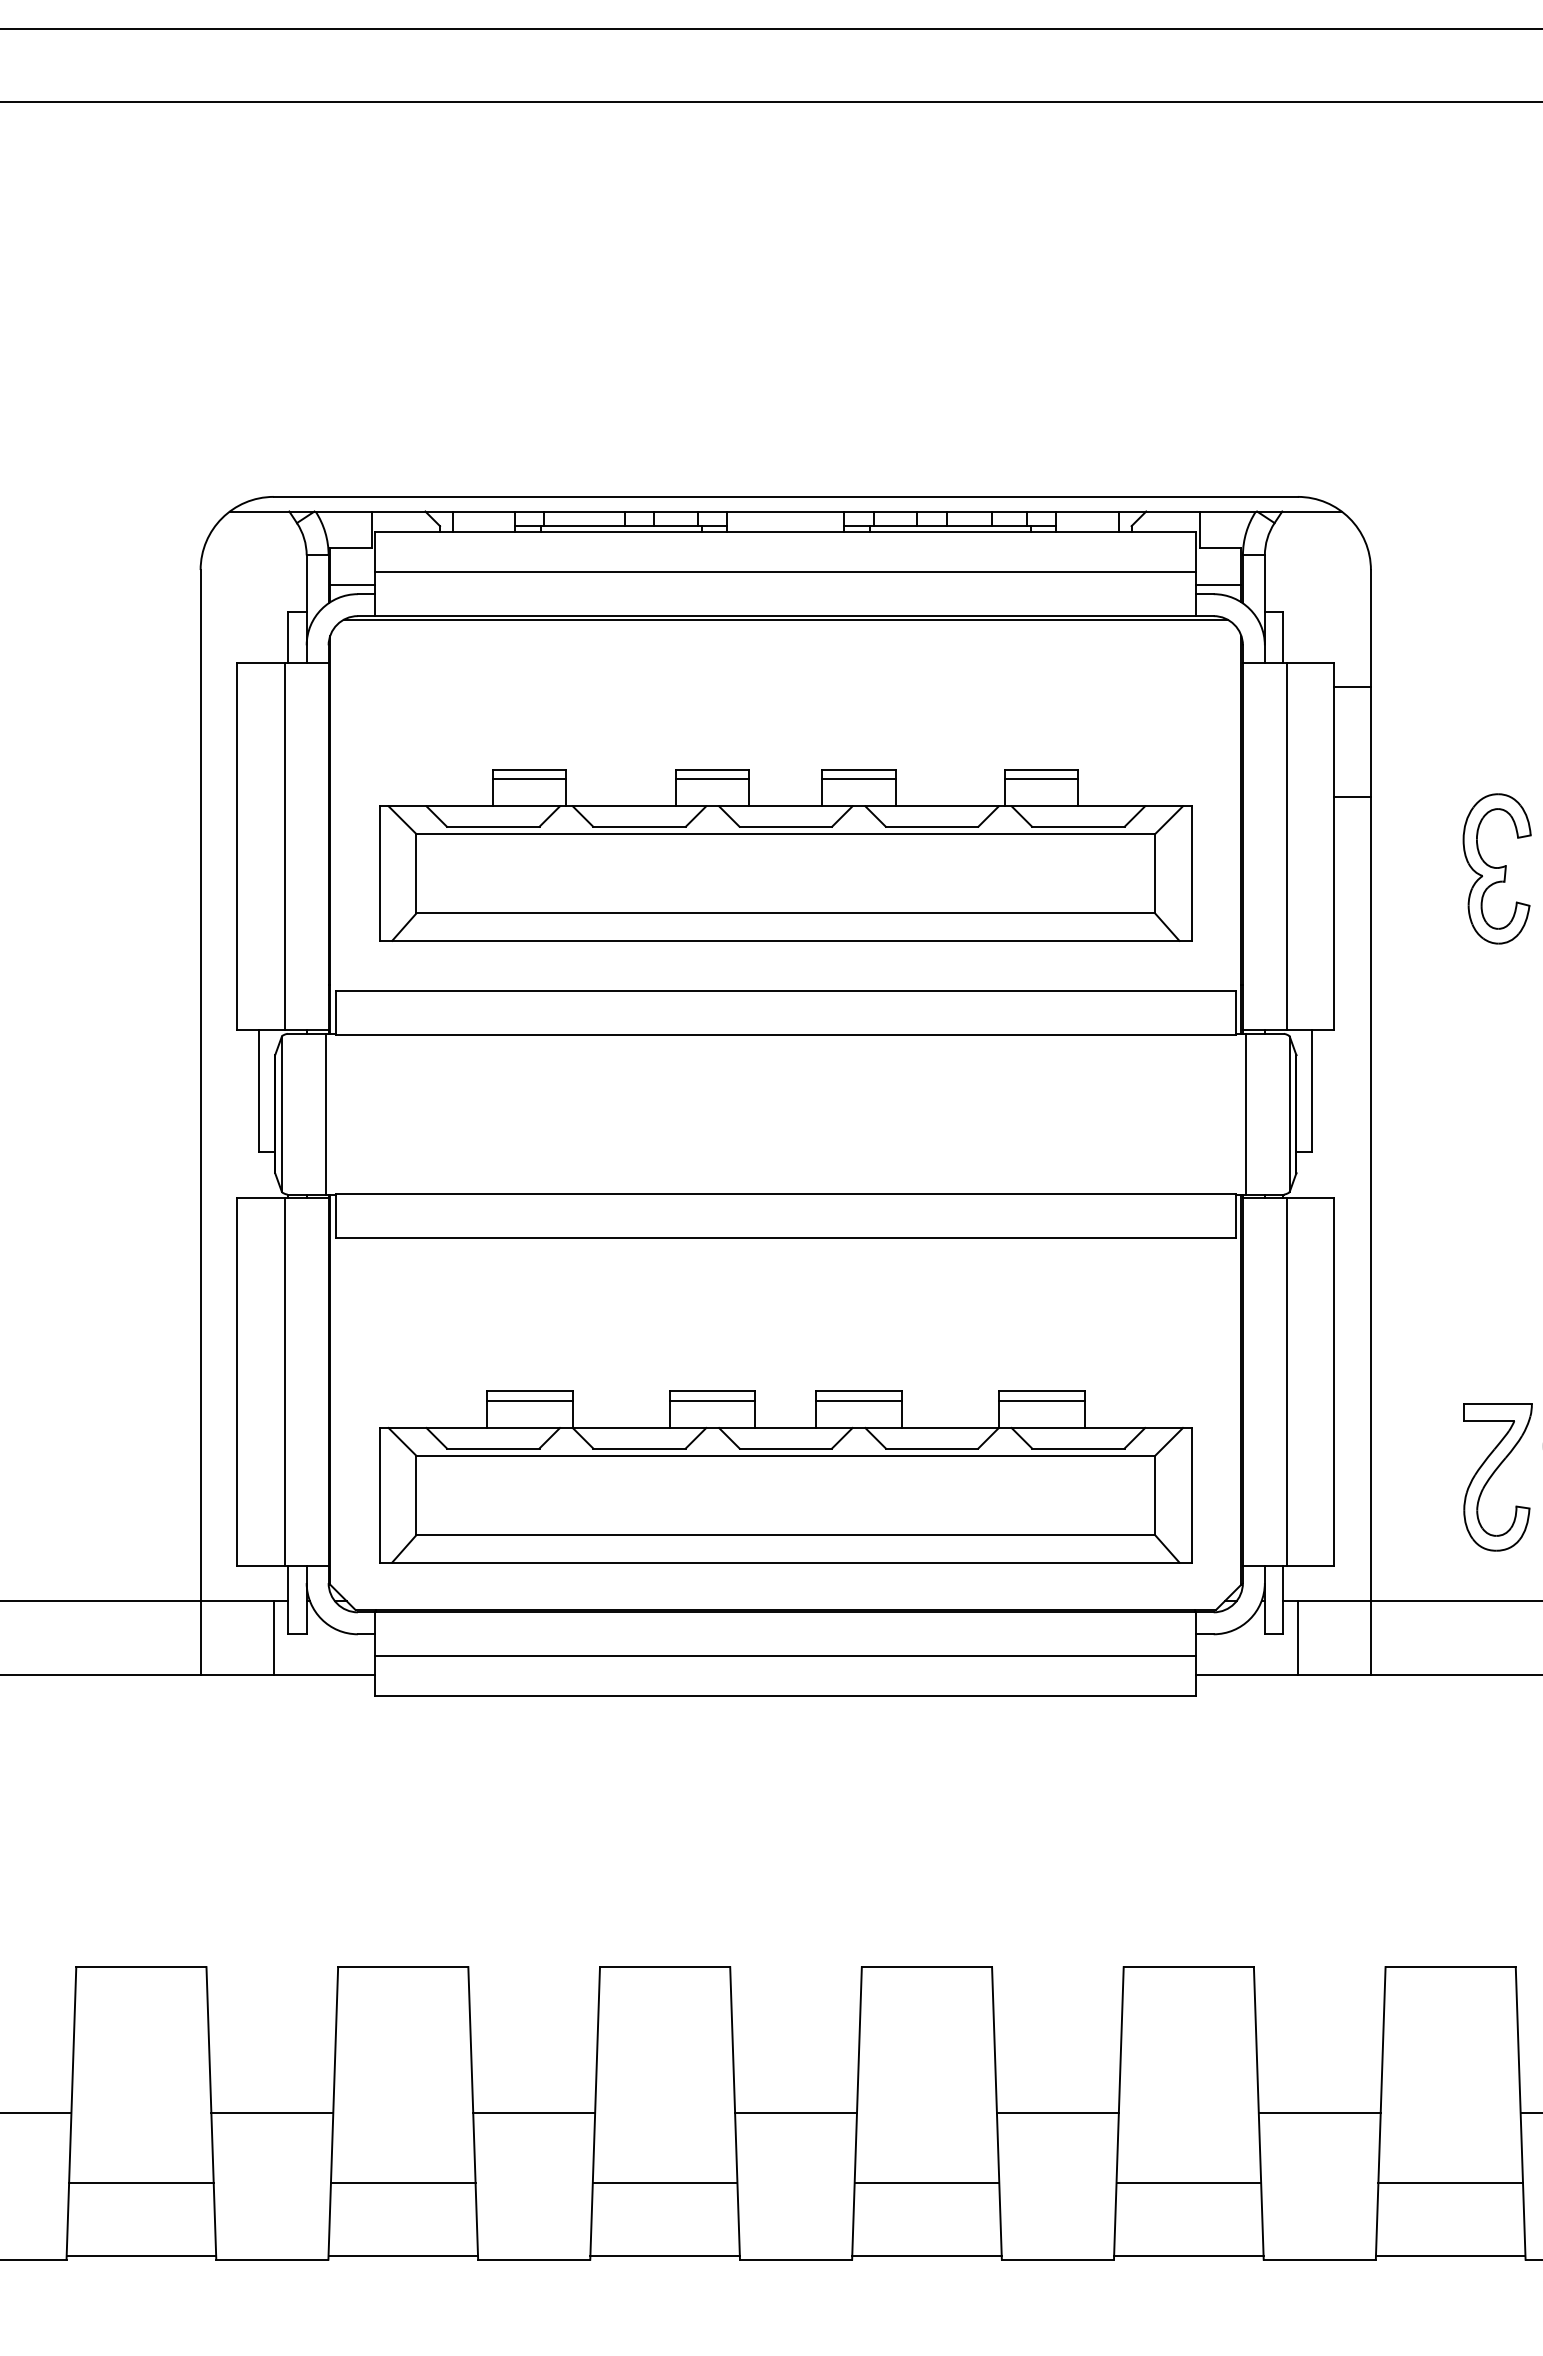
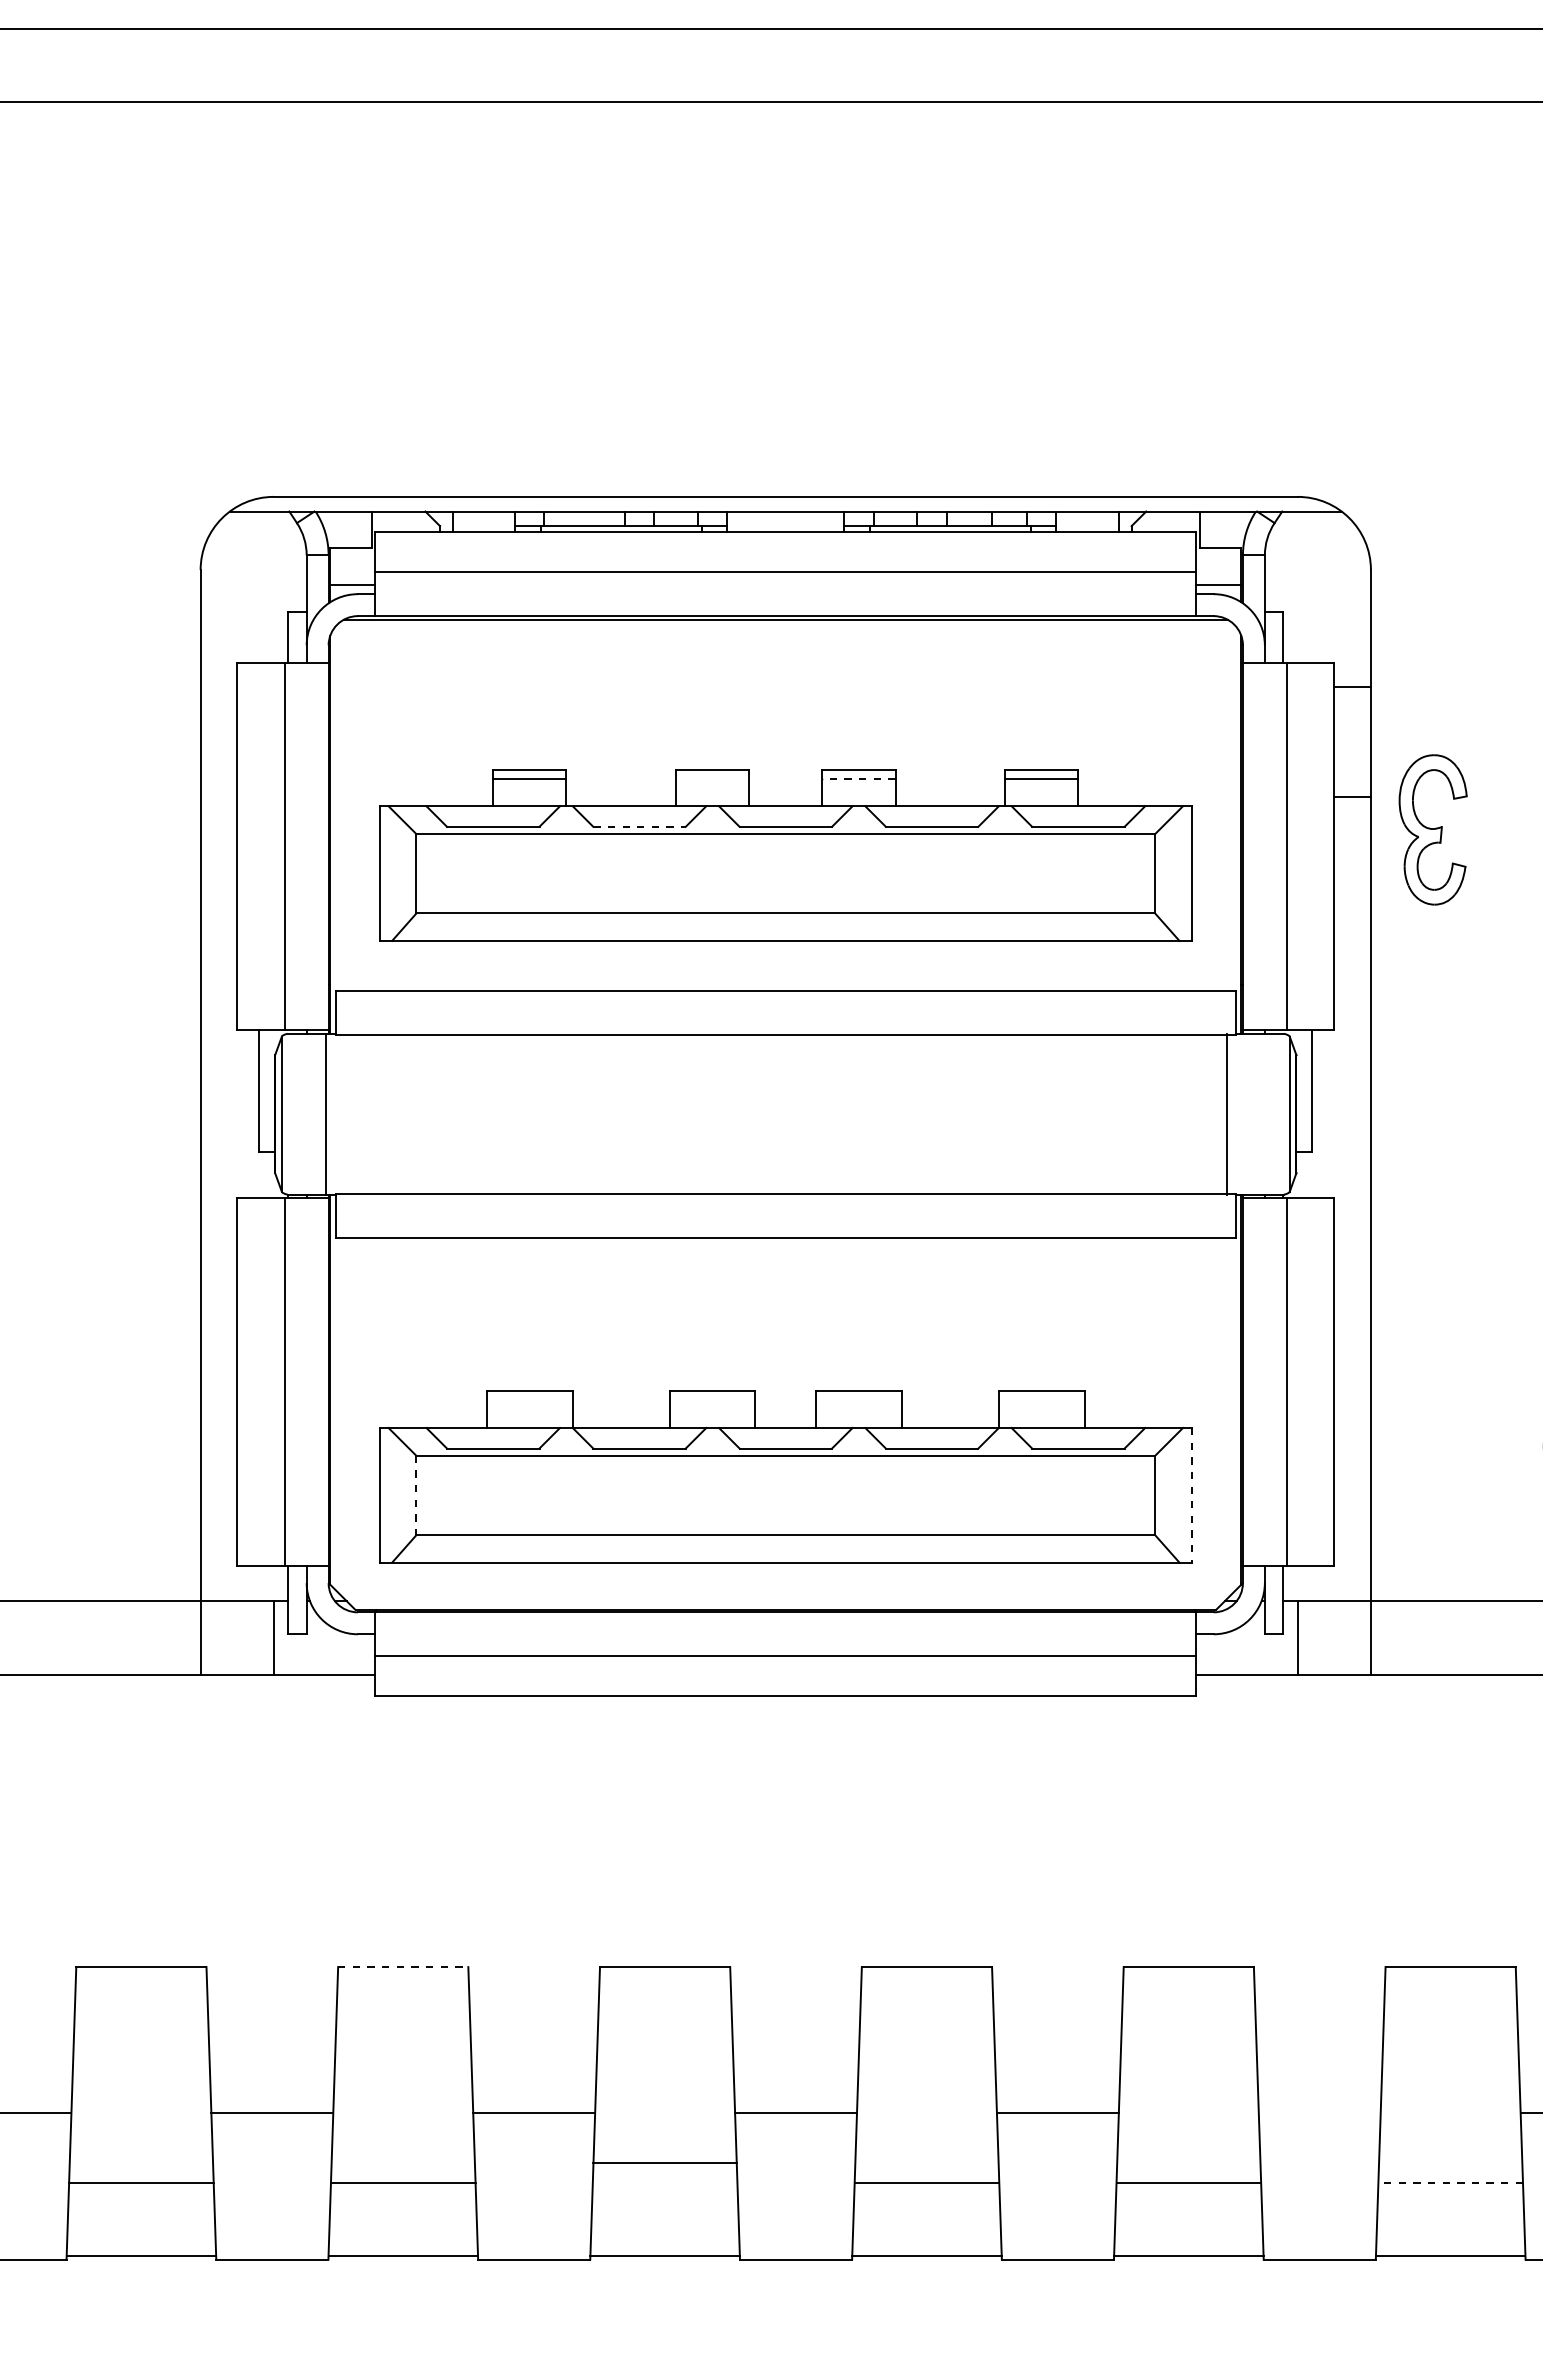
line: present -> none (712, 779)
line: solid -> dashed (858, 779)
line: solid -> dashed (640, 826)
part position: (1496, 868) -> (1432, 829) (1432, 829)
line position: (1245, 1113) -> (1226, 1113) (1226, 1113)
line: present -> none (529, 1401)
line: present -> none (712, 1401)
line: present -> none (858, 1401)
line: present -> none (1041, 1401)
part: present -> none (1497, 1477)
line: solid -> dashed (416, 1495)
line: solid -> dashed (1191, 1495)
line: solid -> dashed (403, 1967)
line: present -> none (1319, 2113)
line position: (664, 2182) -> (664, 2162) (664, 2162)
line: solid -> dashed (1450, 2182)
